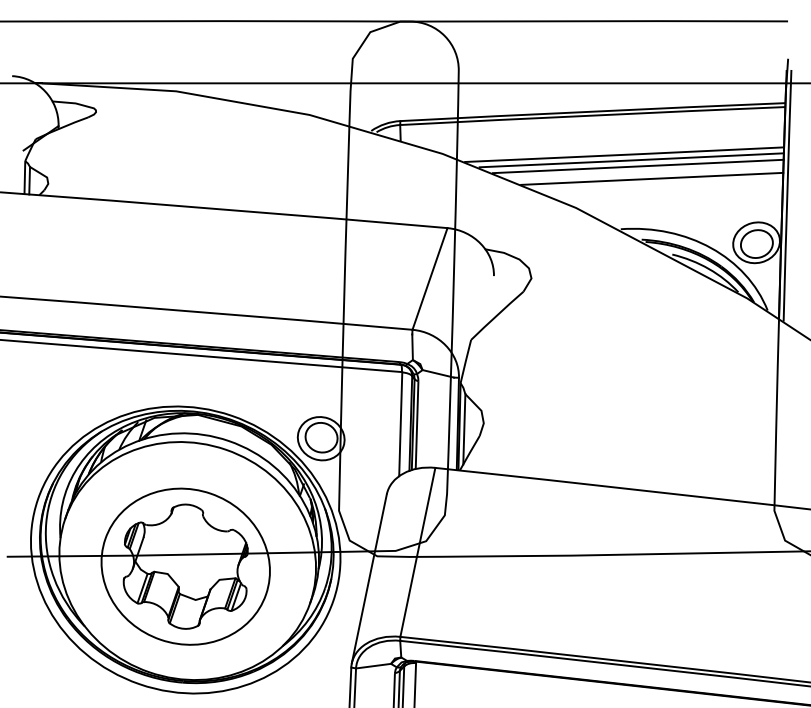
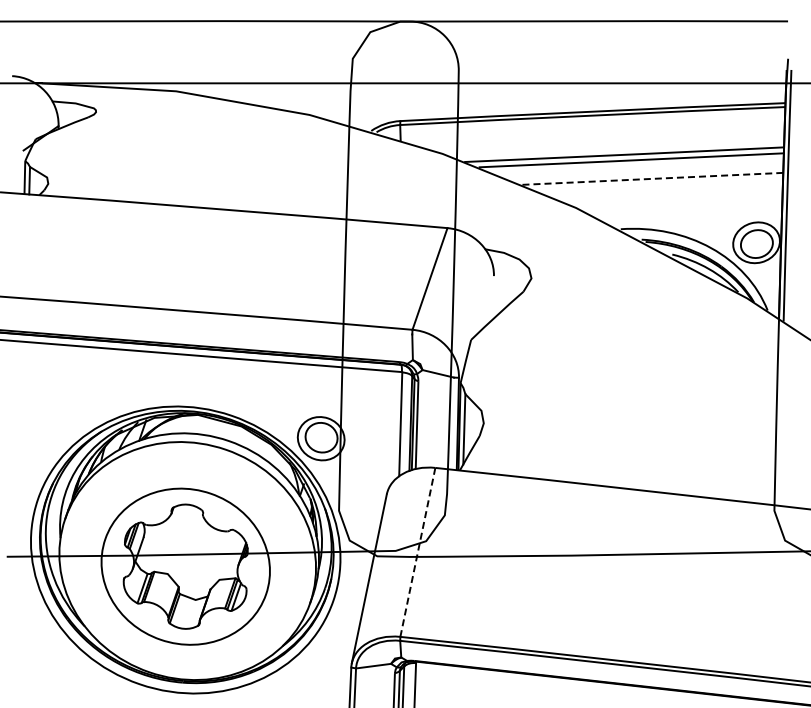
line: present -> none (637, 166)
line: solid -> dashed (651, 178)
line: solid -> dashed (417, 552)
